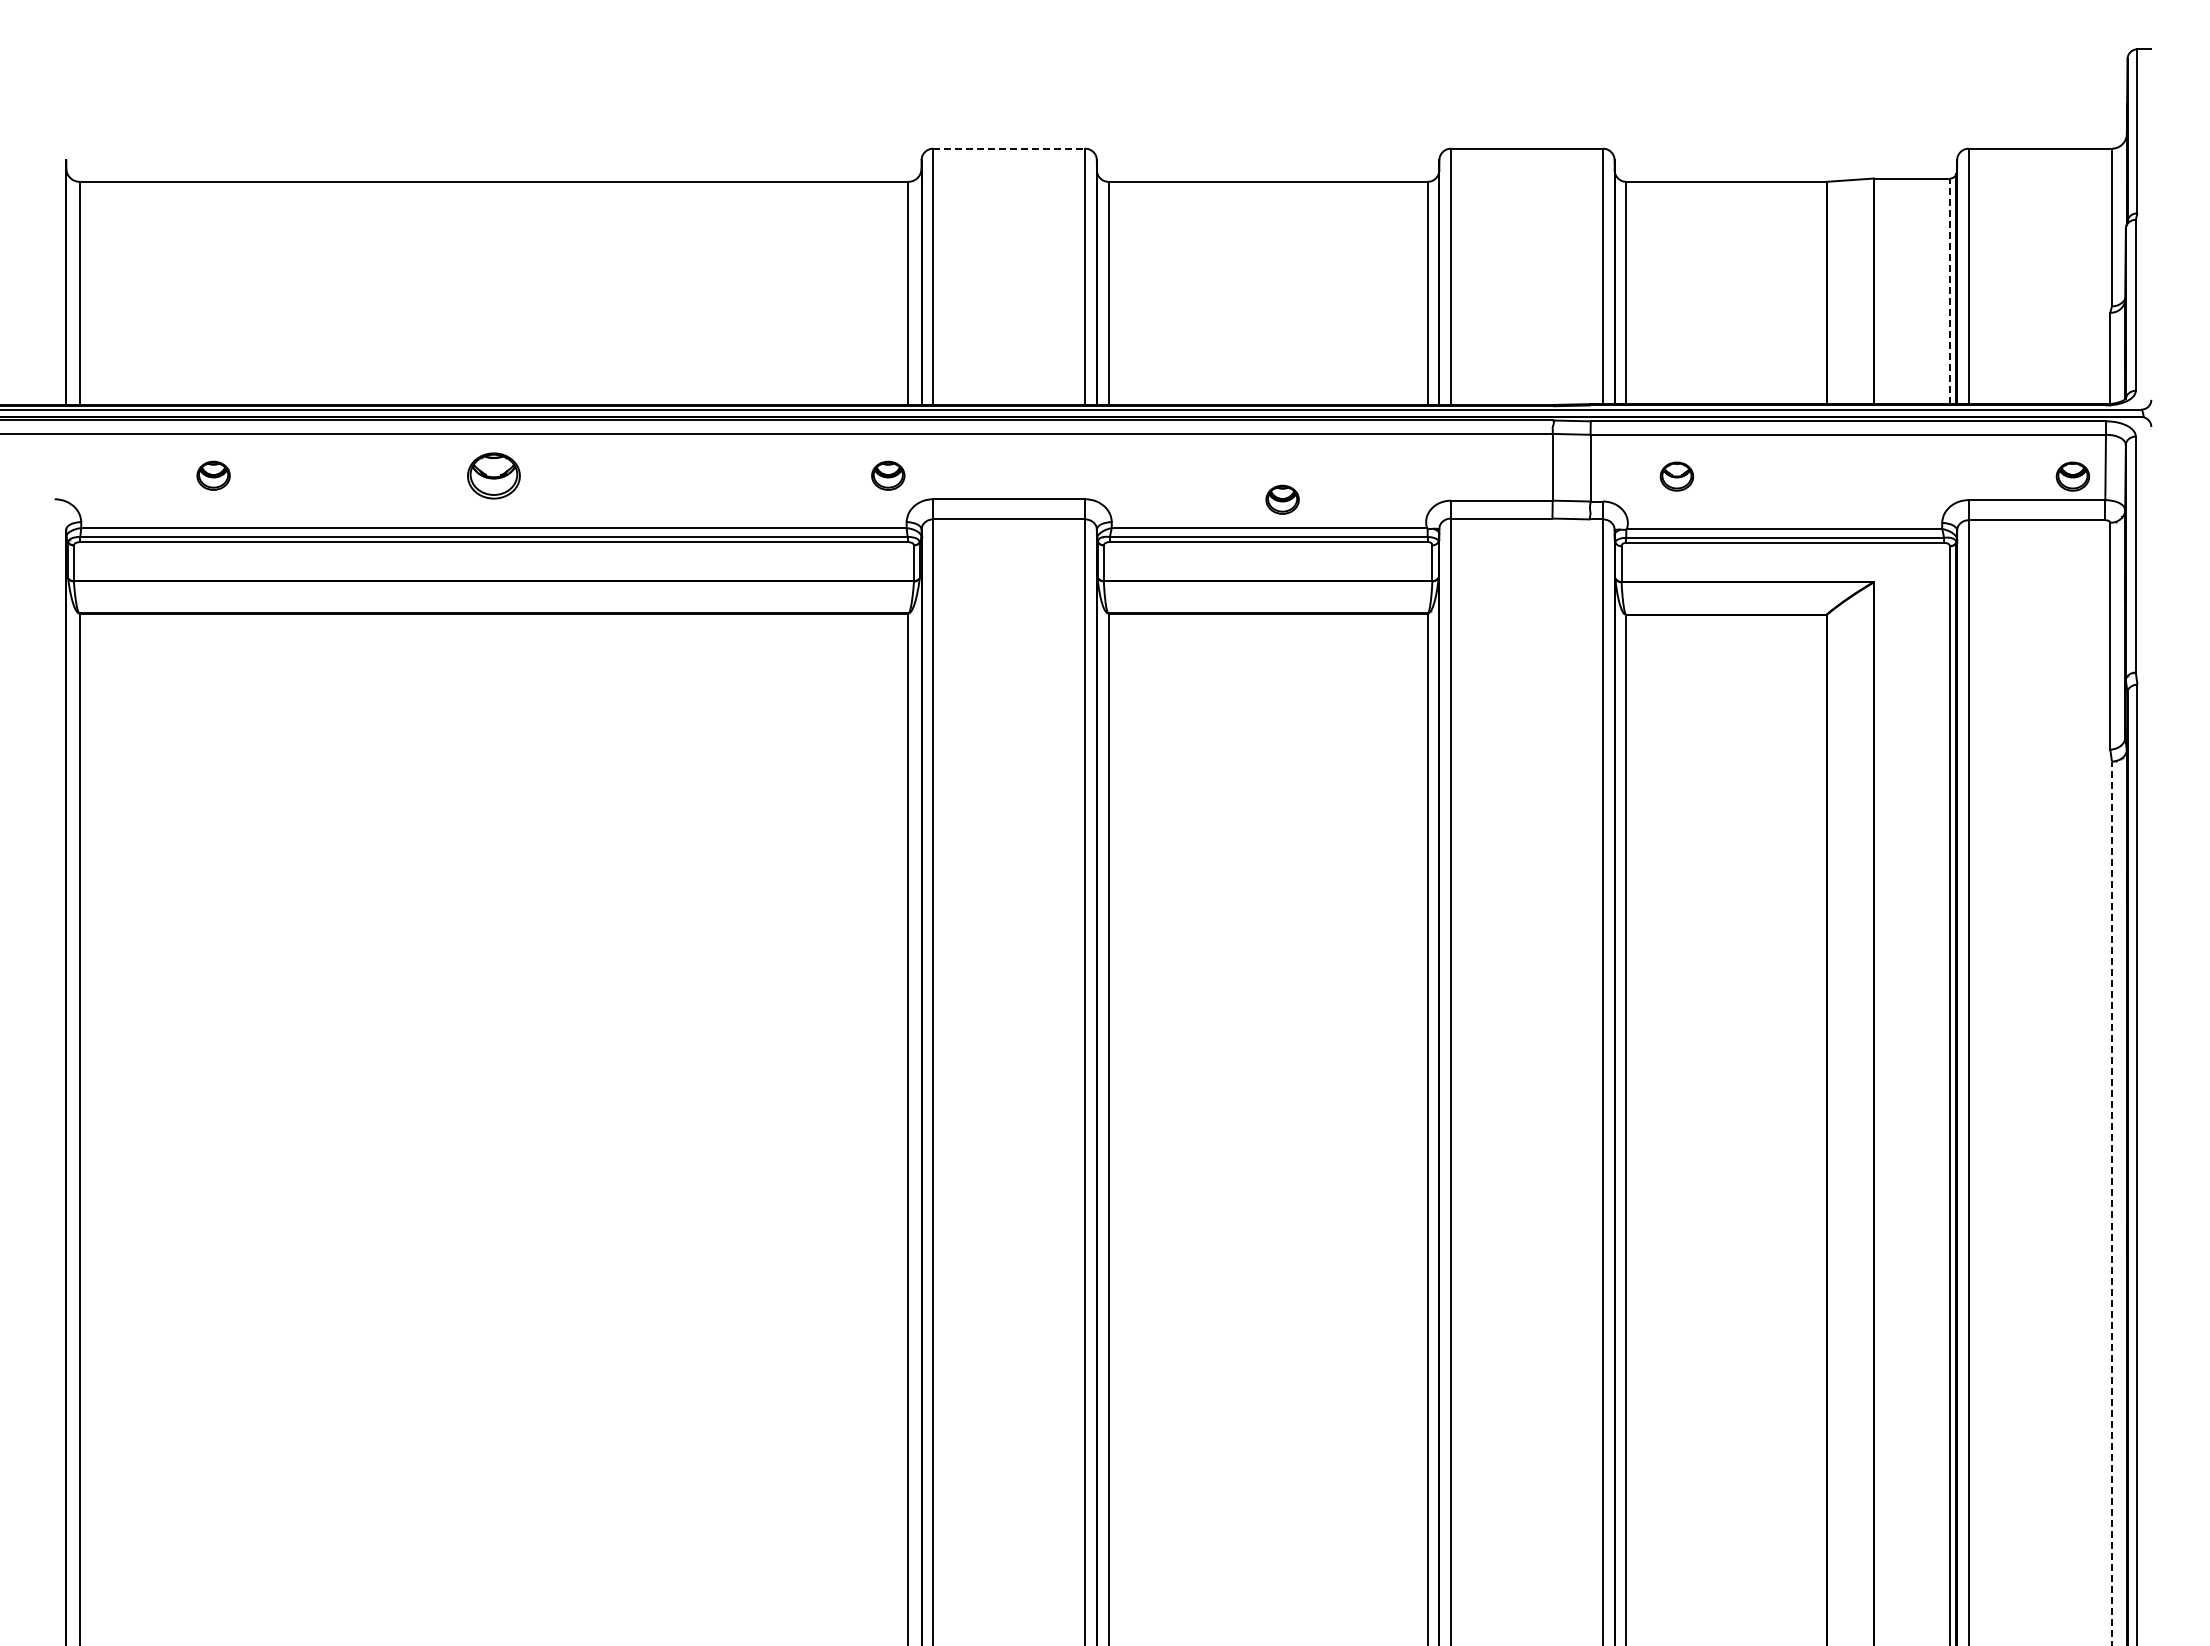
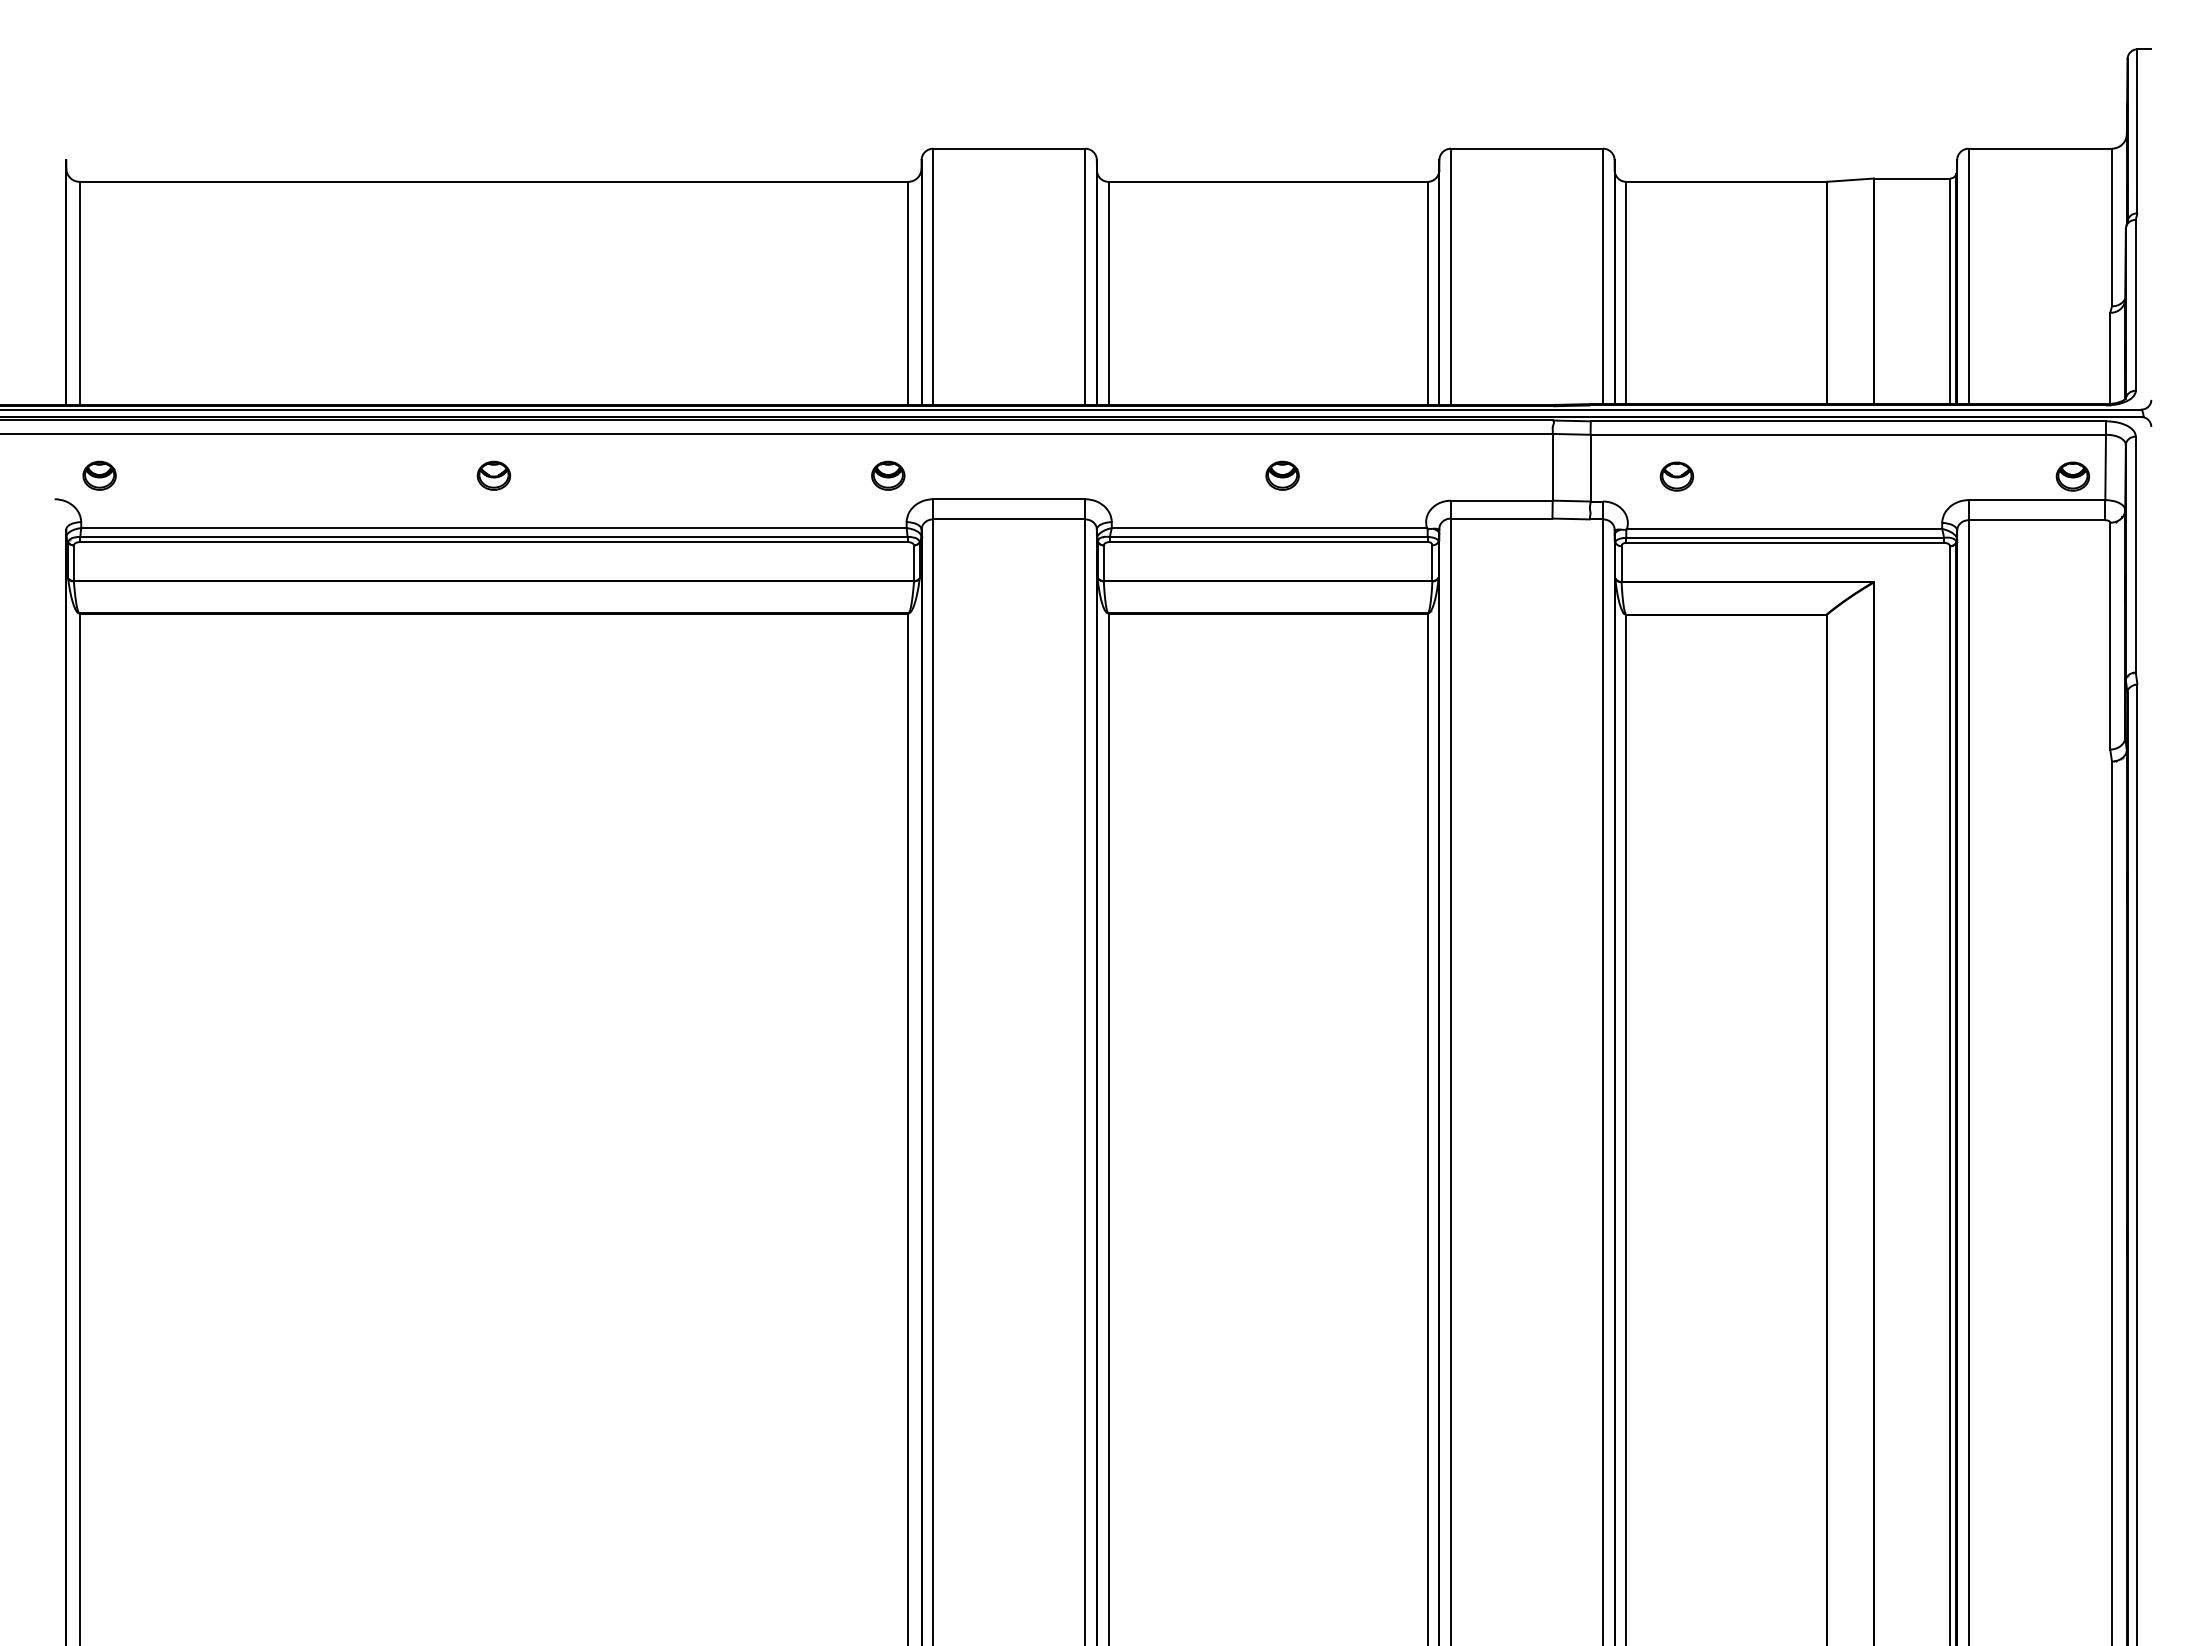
line: dashed -> solid (1009, 148)
line: dashed -> solid (1950, 291)
part position: (213, 475) -> (99, 475) (99, 475)
part size: 54x48 px -> 36x31 px (493, 475)
part position: (1282, 499) -> (1282, 475) (1282, 475)
line: dashed -> solid (2111, 1203)
